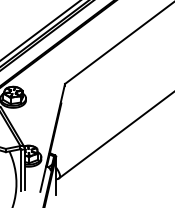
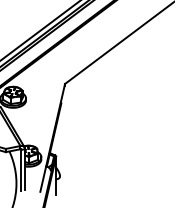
line: present -> none (114, 135)
